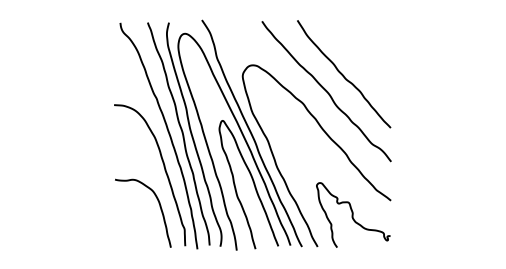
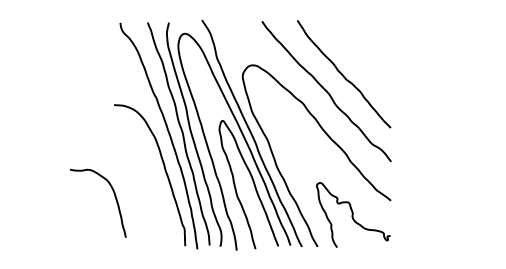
curve position: (159, 206) -> (114, 196) (114, 196)
